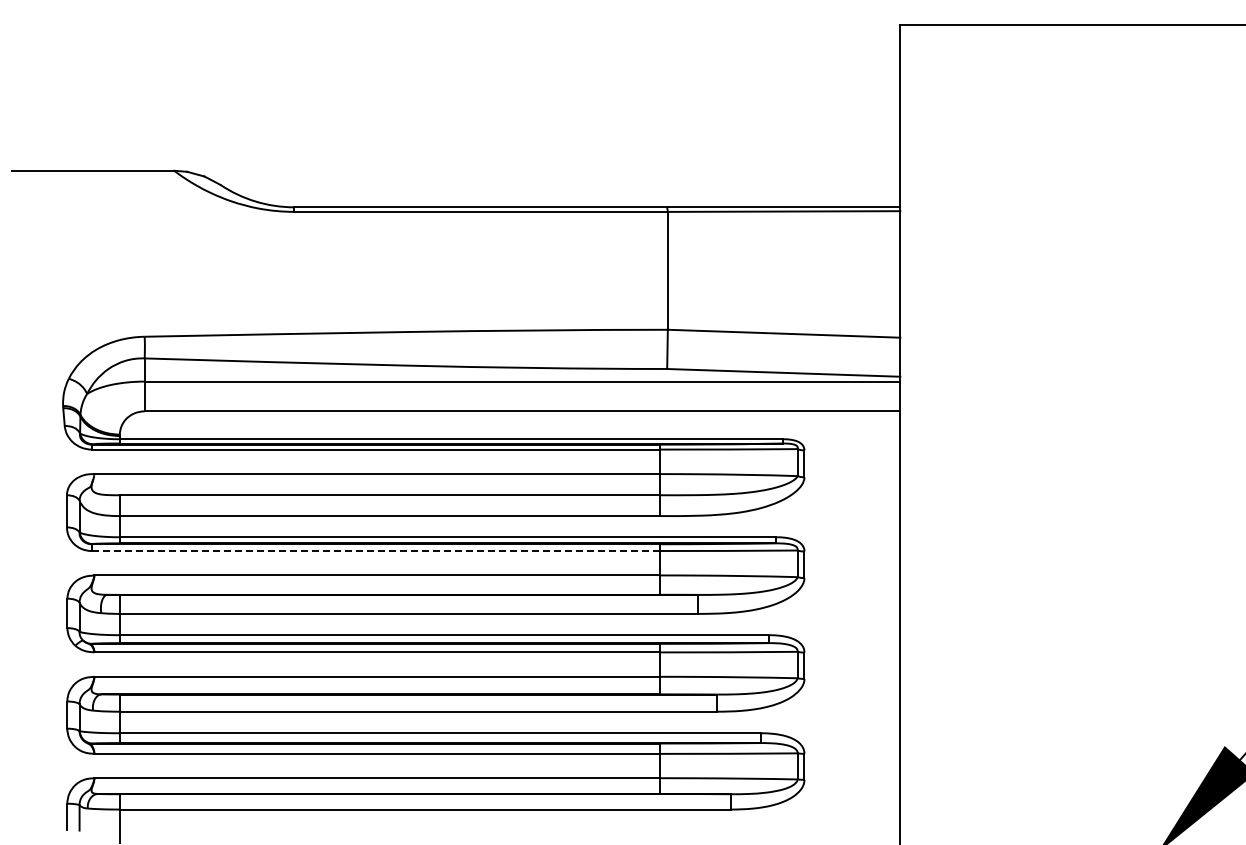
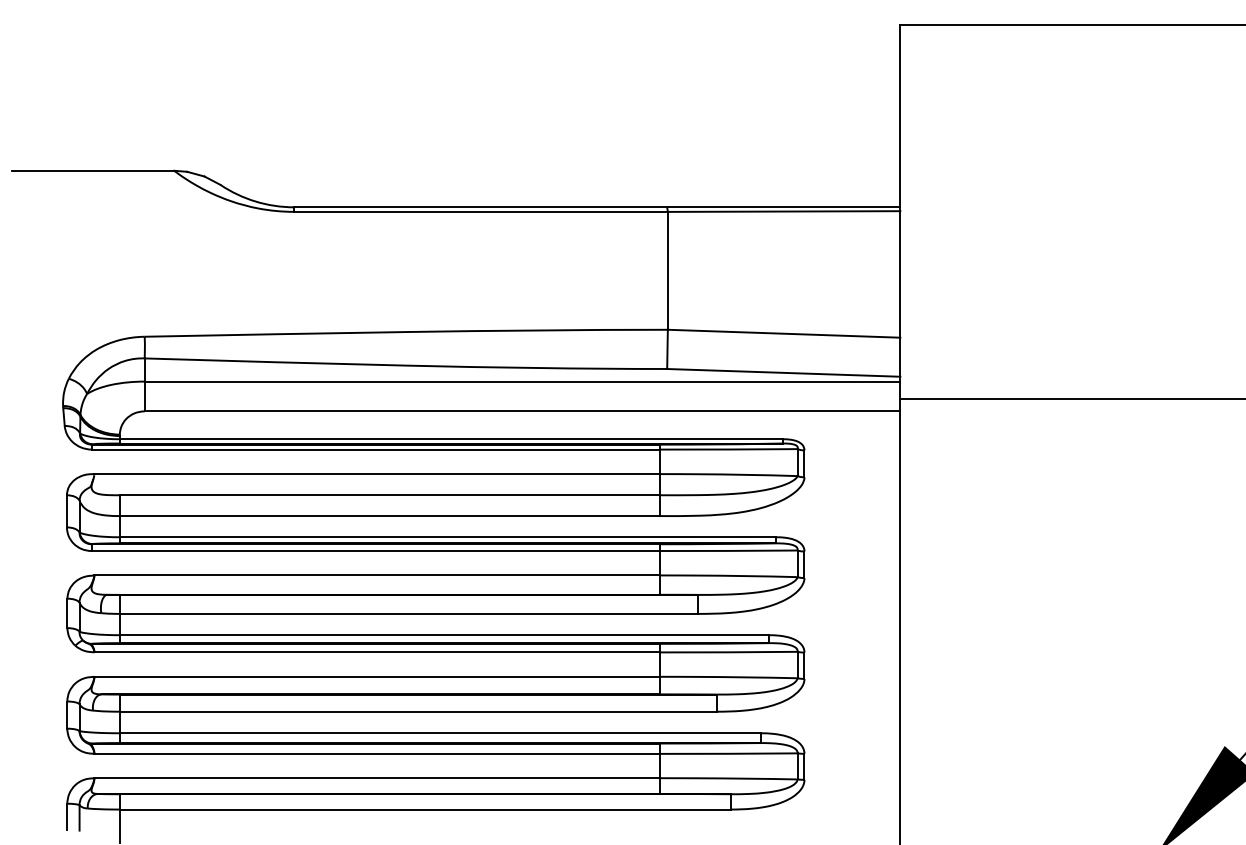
line: none -> present (1071, 399)
line: dashed -> solid (375, 551)
